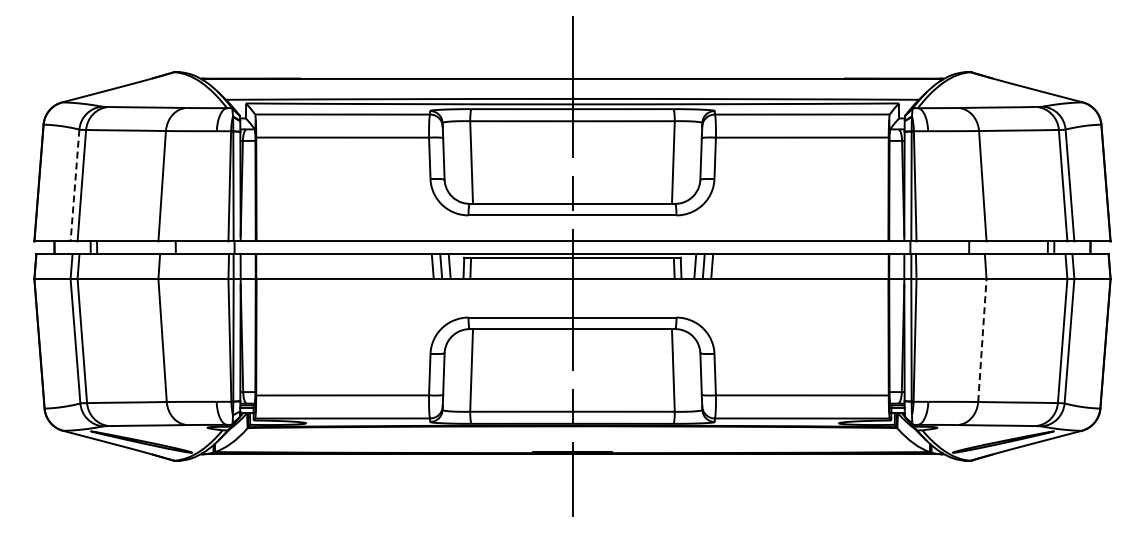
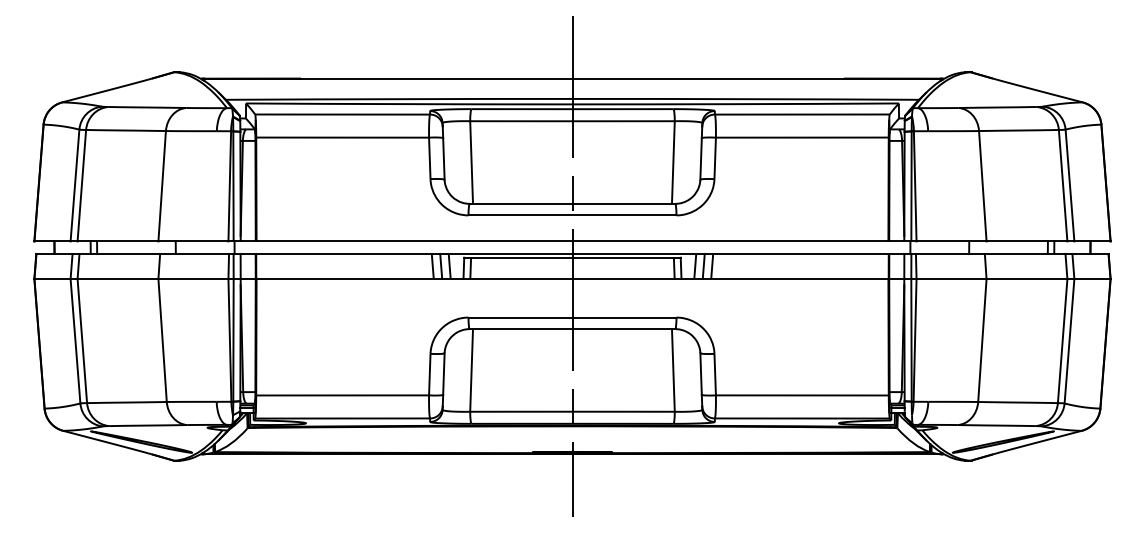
line: dashed -> solid (74, 186)
line: dashed -> solid (982, 340)
